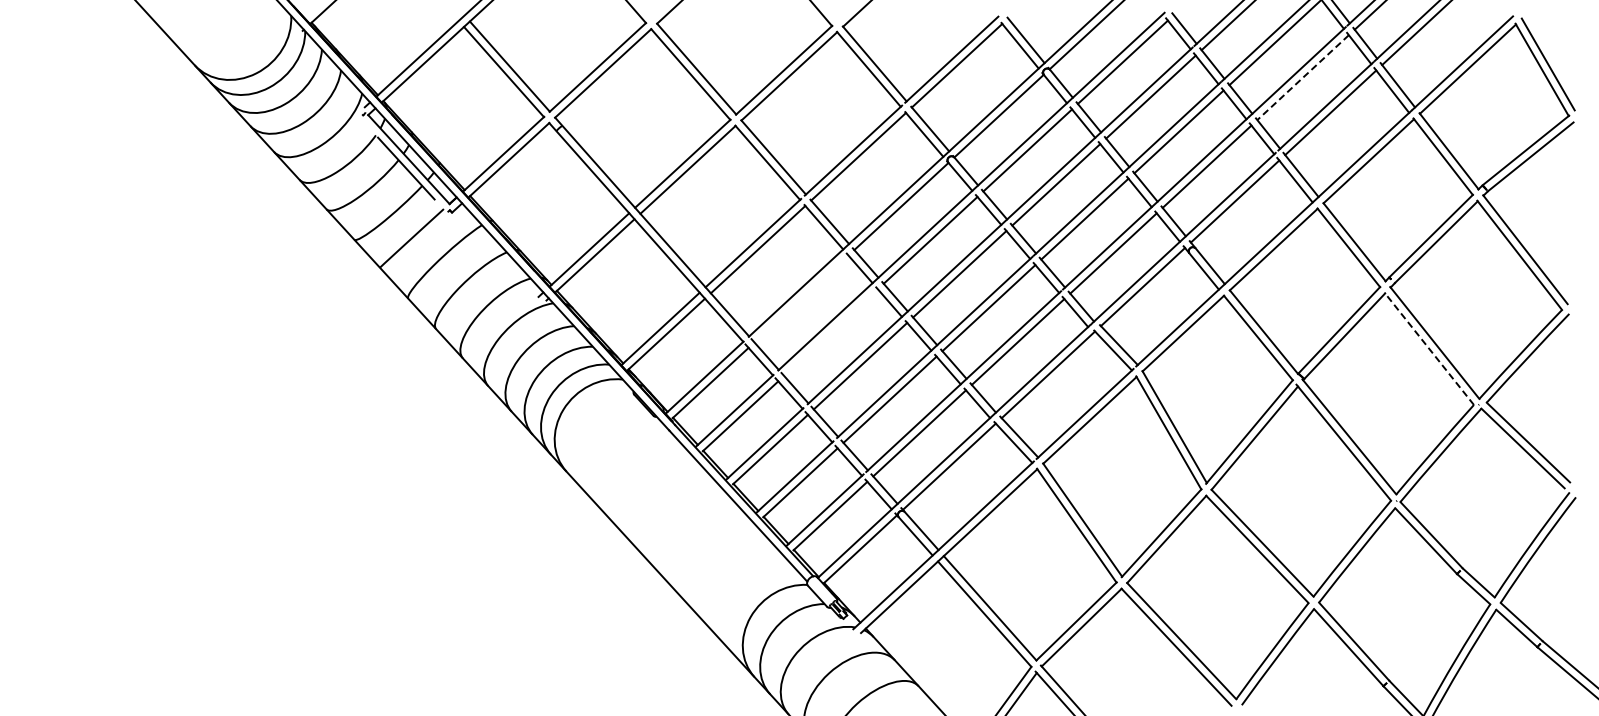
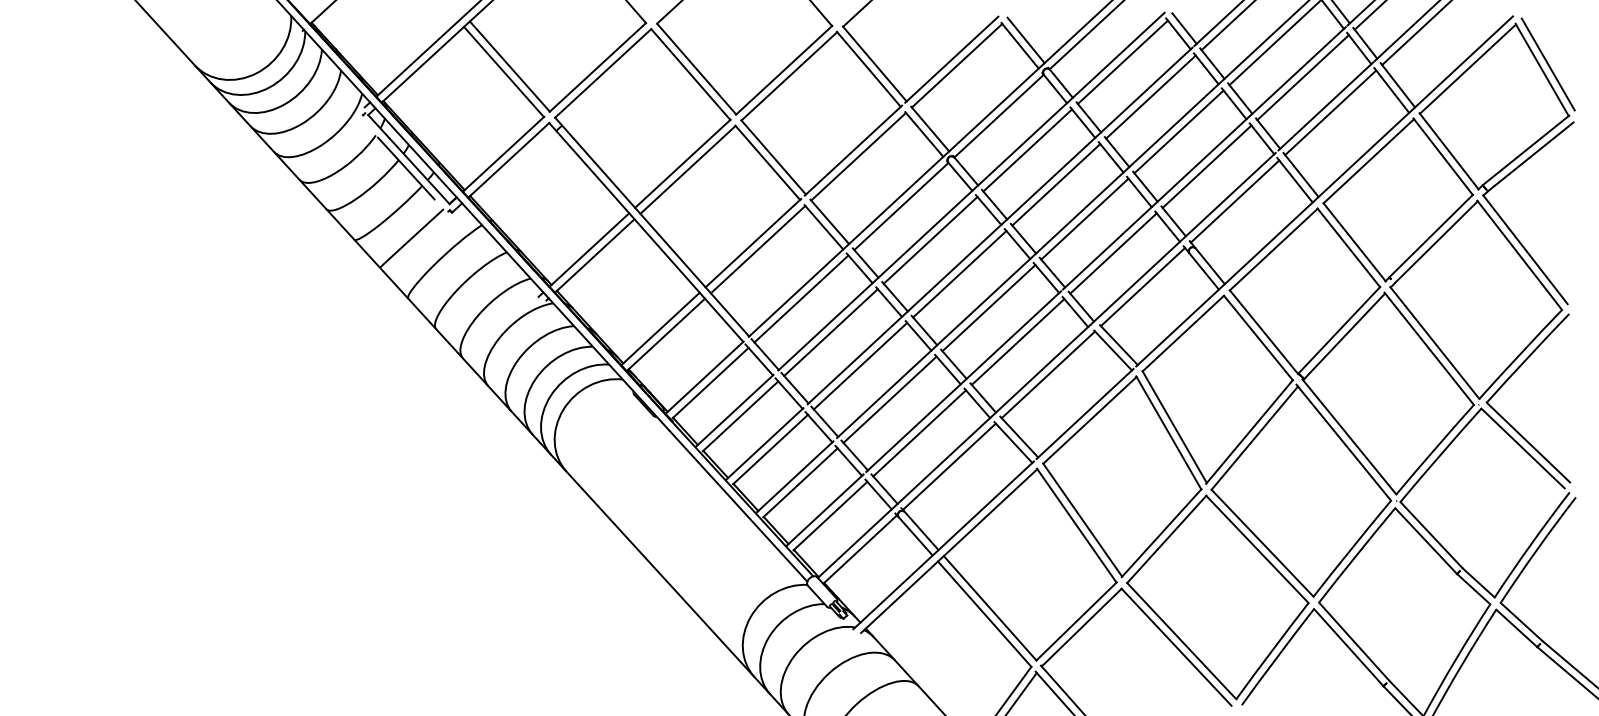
line: dashed -> solid (1302, 77)
line: none -> present (801, 298)
line: none -> present (830, 332)
line: dashed -> solid (1429, 348)
